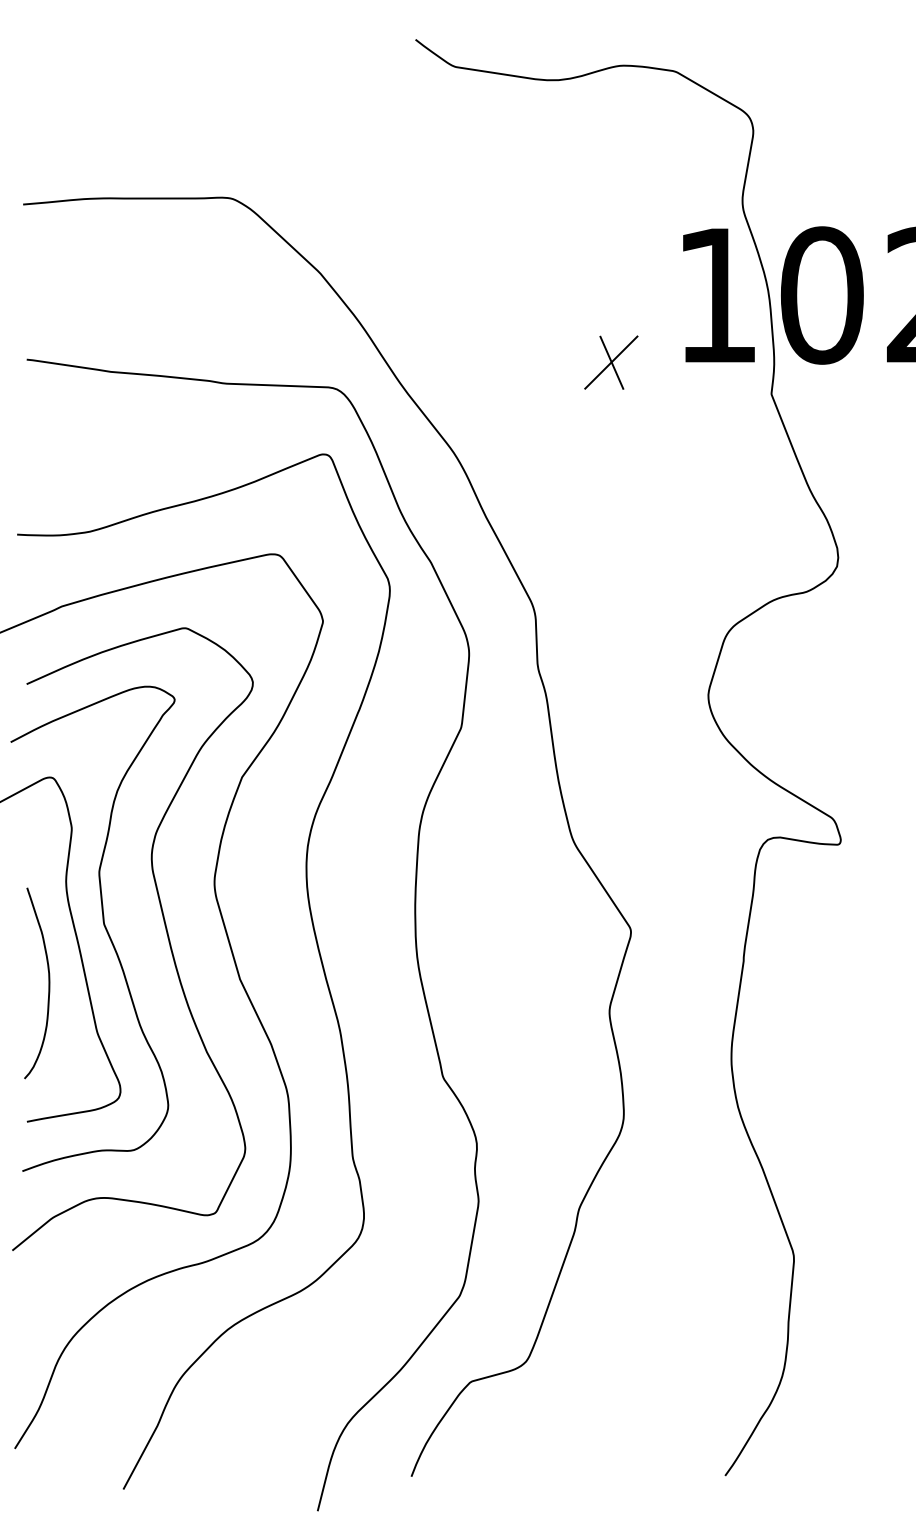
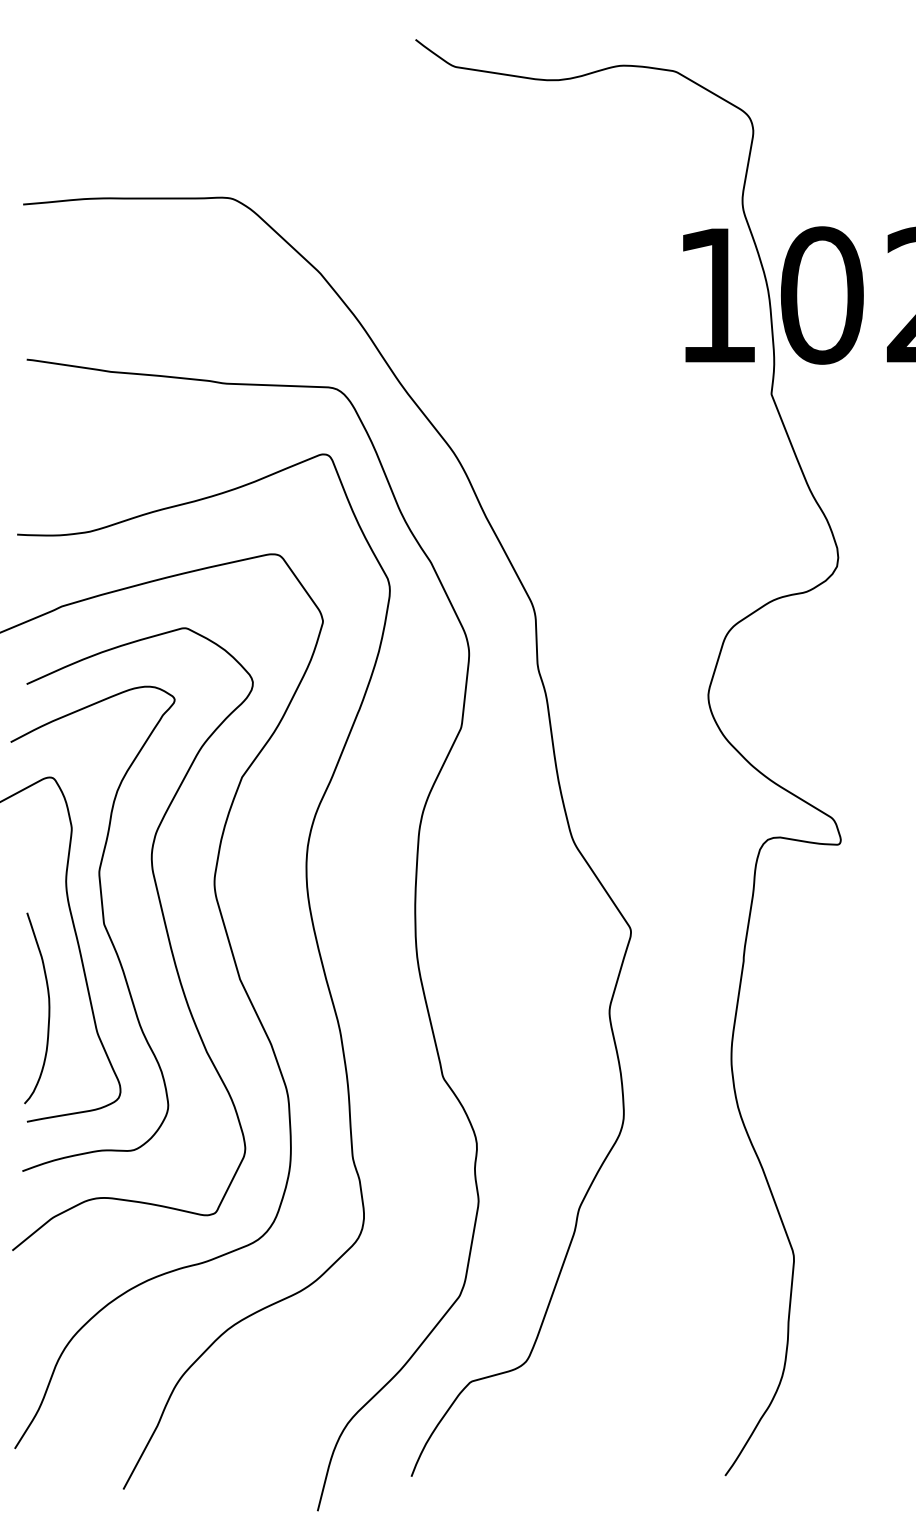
part: present -> none (611, 362)
curve position: (48, 983) -> (48, 1008) (48, 1008)
